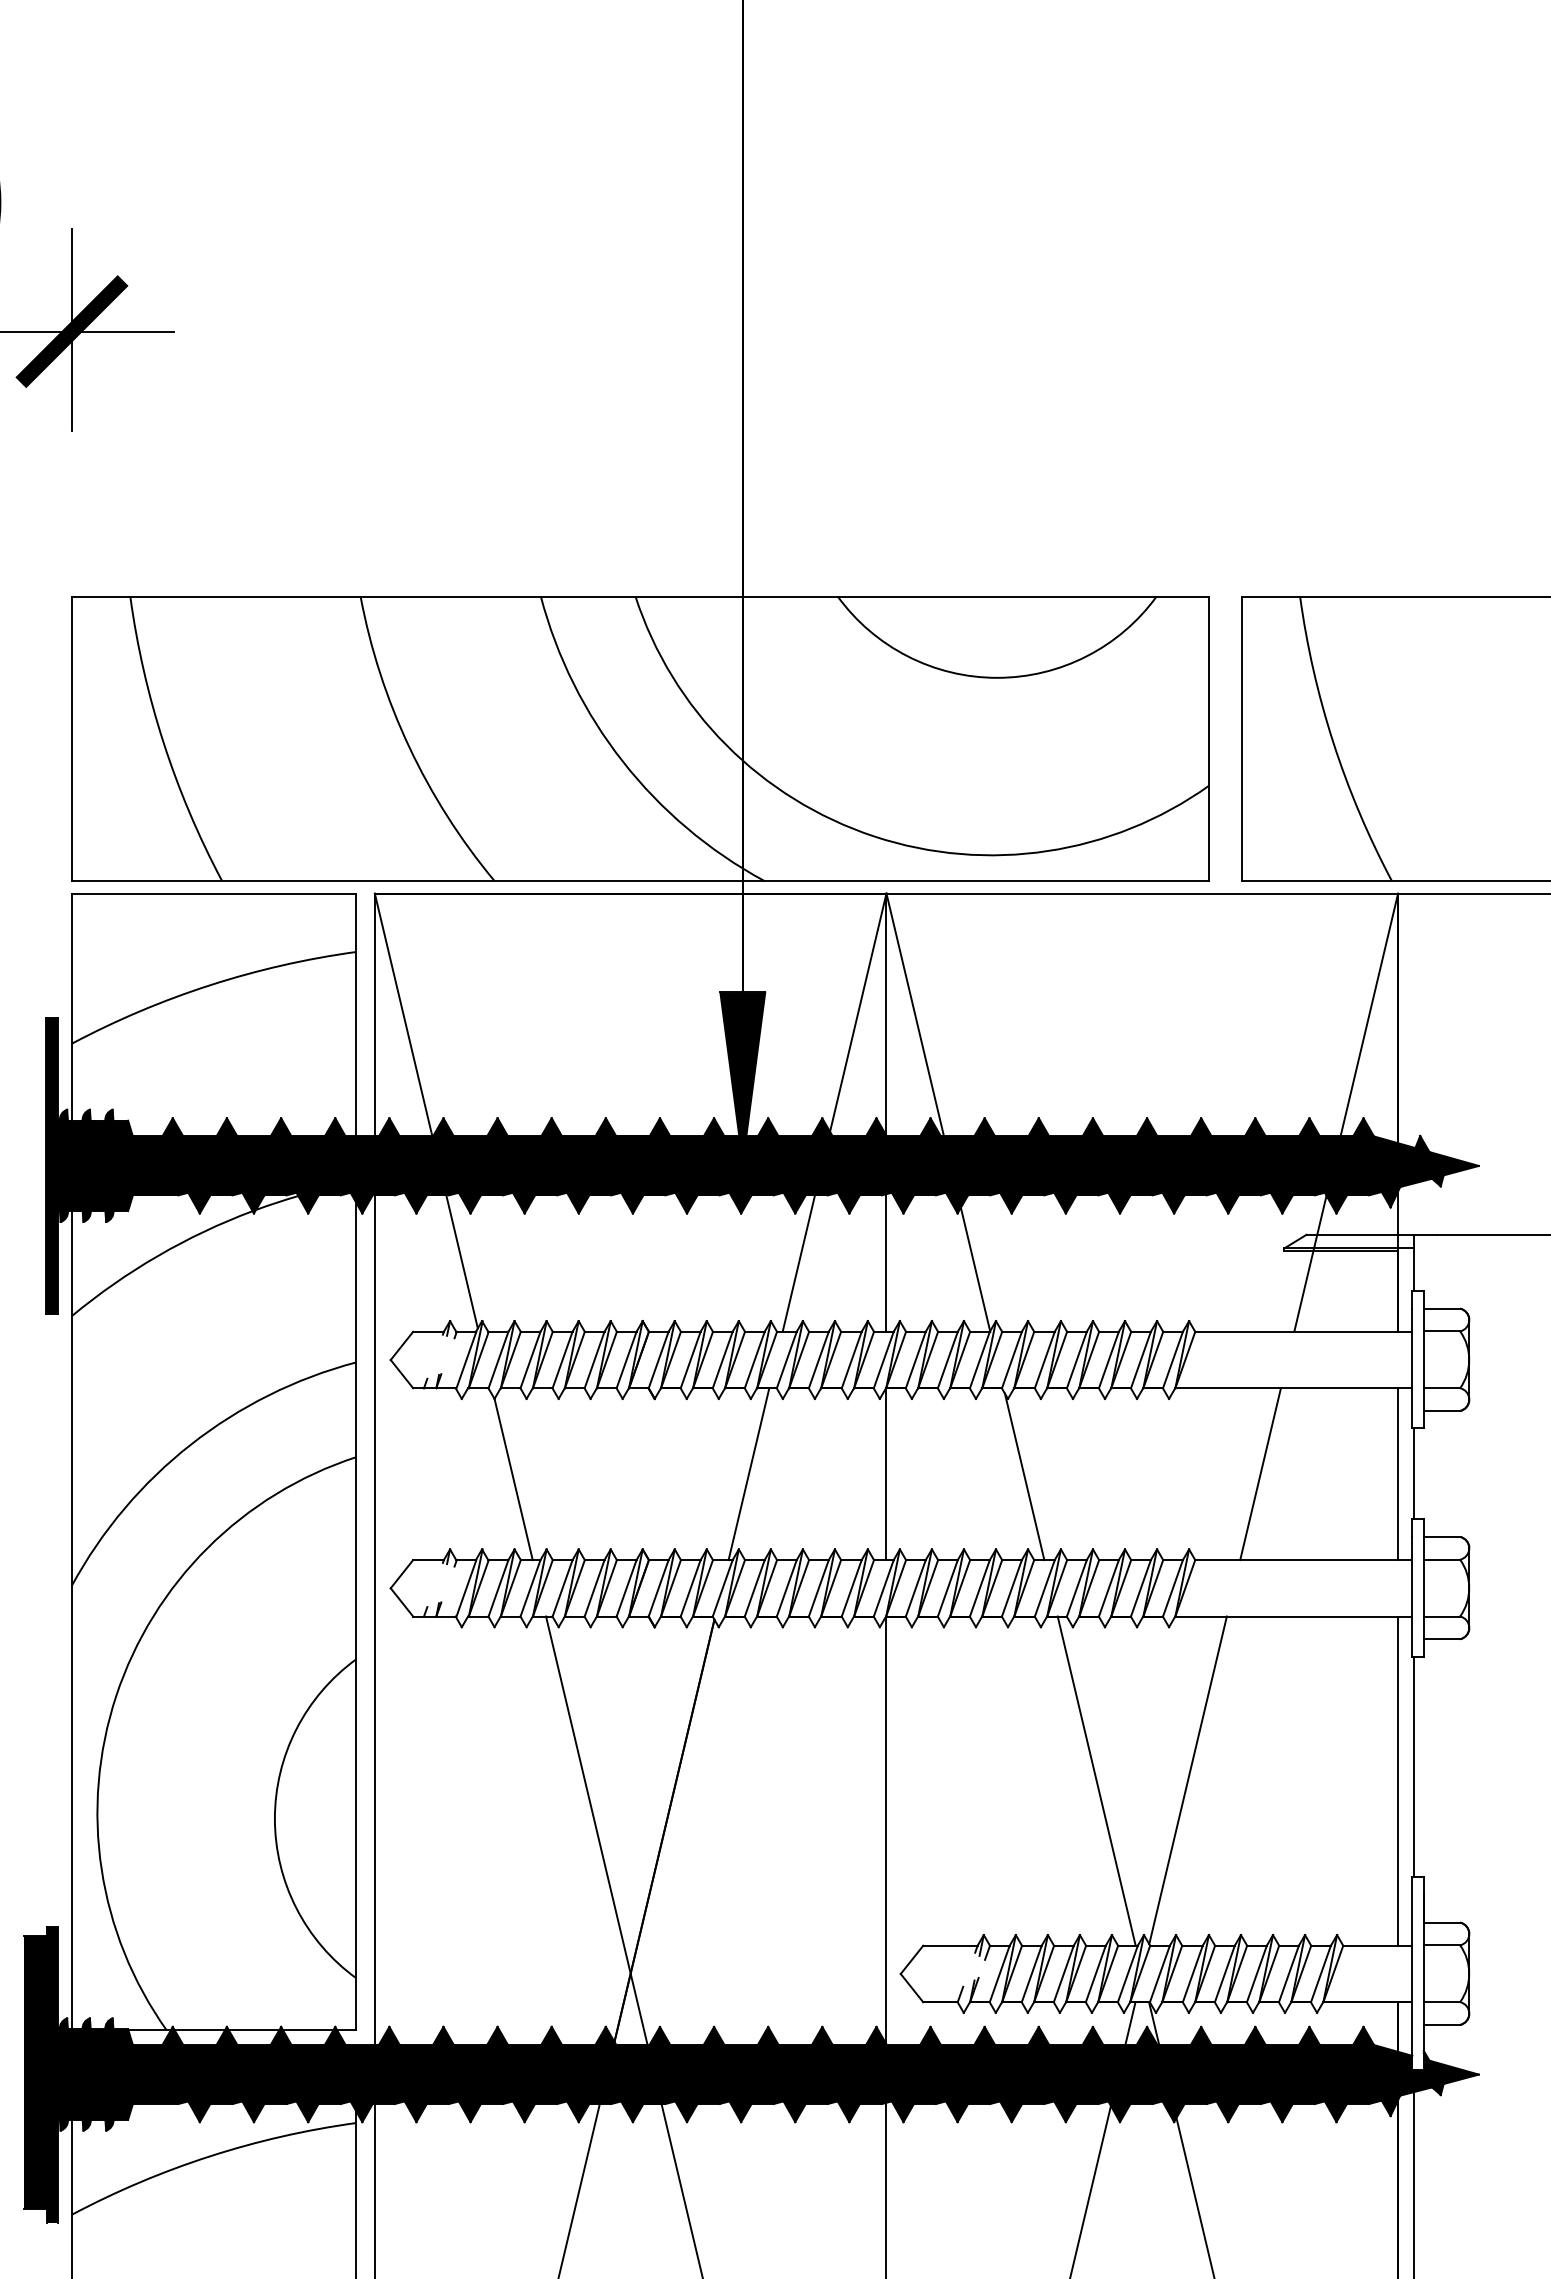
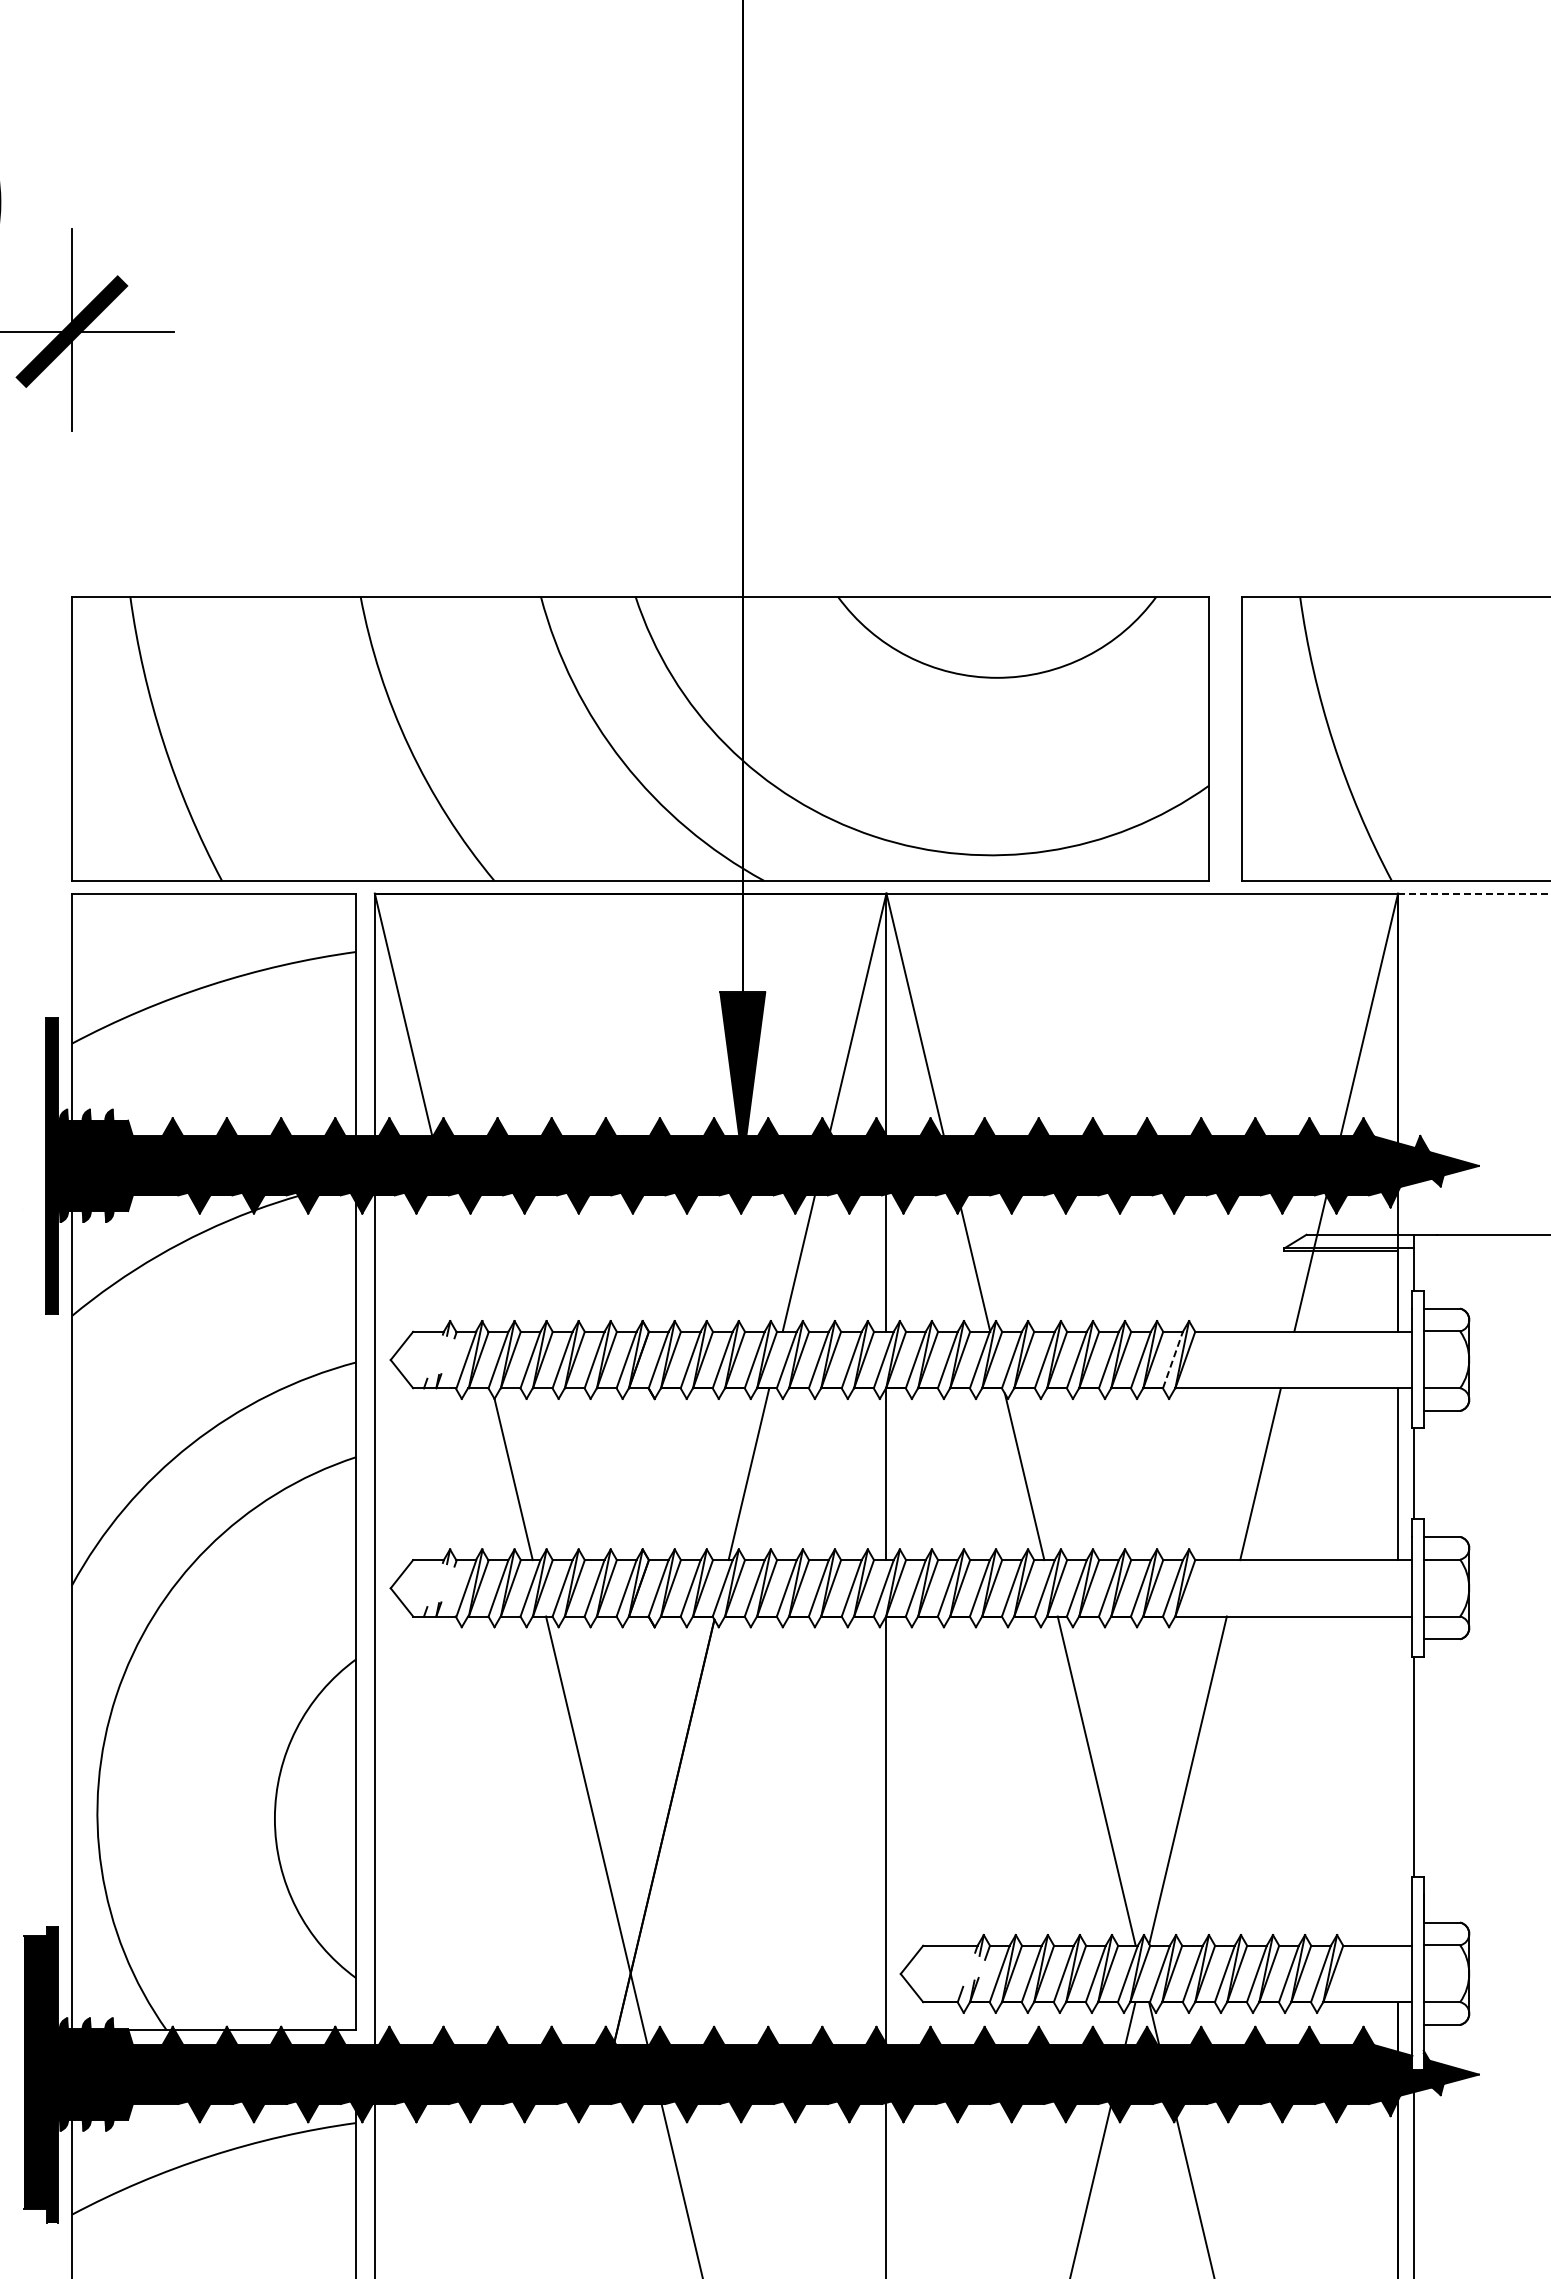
line: solid -> dashed (1474, 893)
line: present -> none (461, 1261)
line: solid -> dashed (1172, 1360)
line: present -> none (1398, 1780)
line: present -> none (579, 2189)
